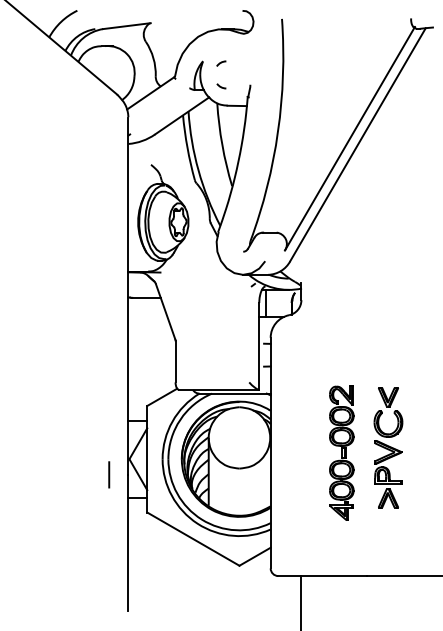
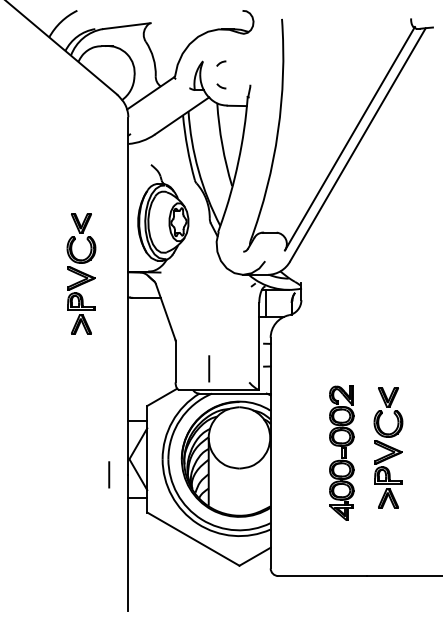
part: none -> present (81, 273)
line: none -> present (209, 368)
line: present -> none (301, 601)
